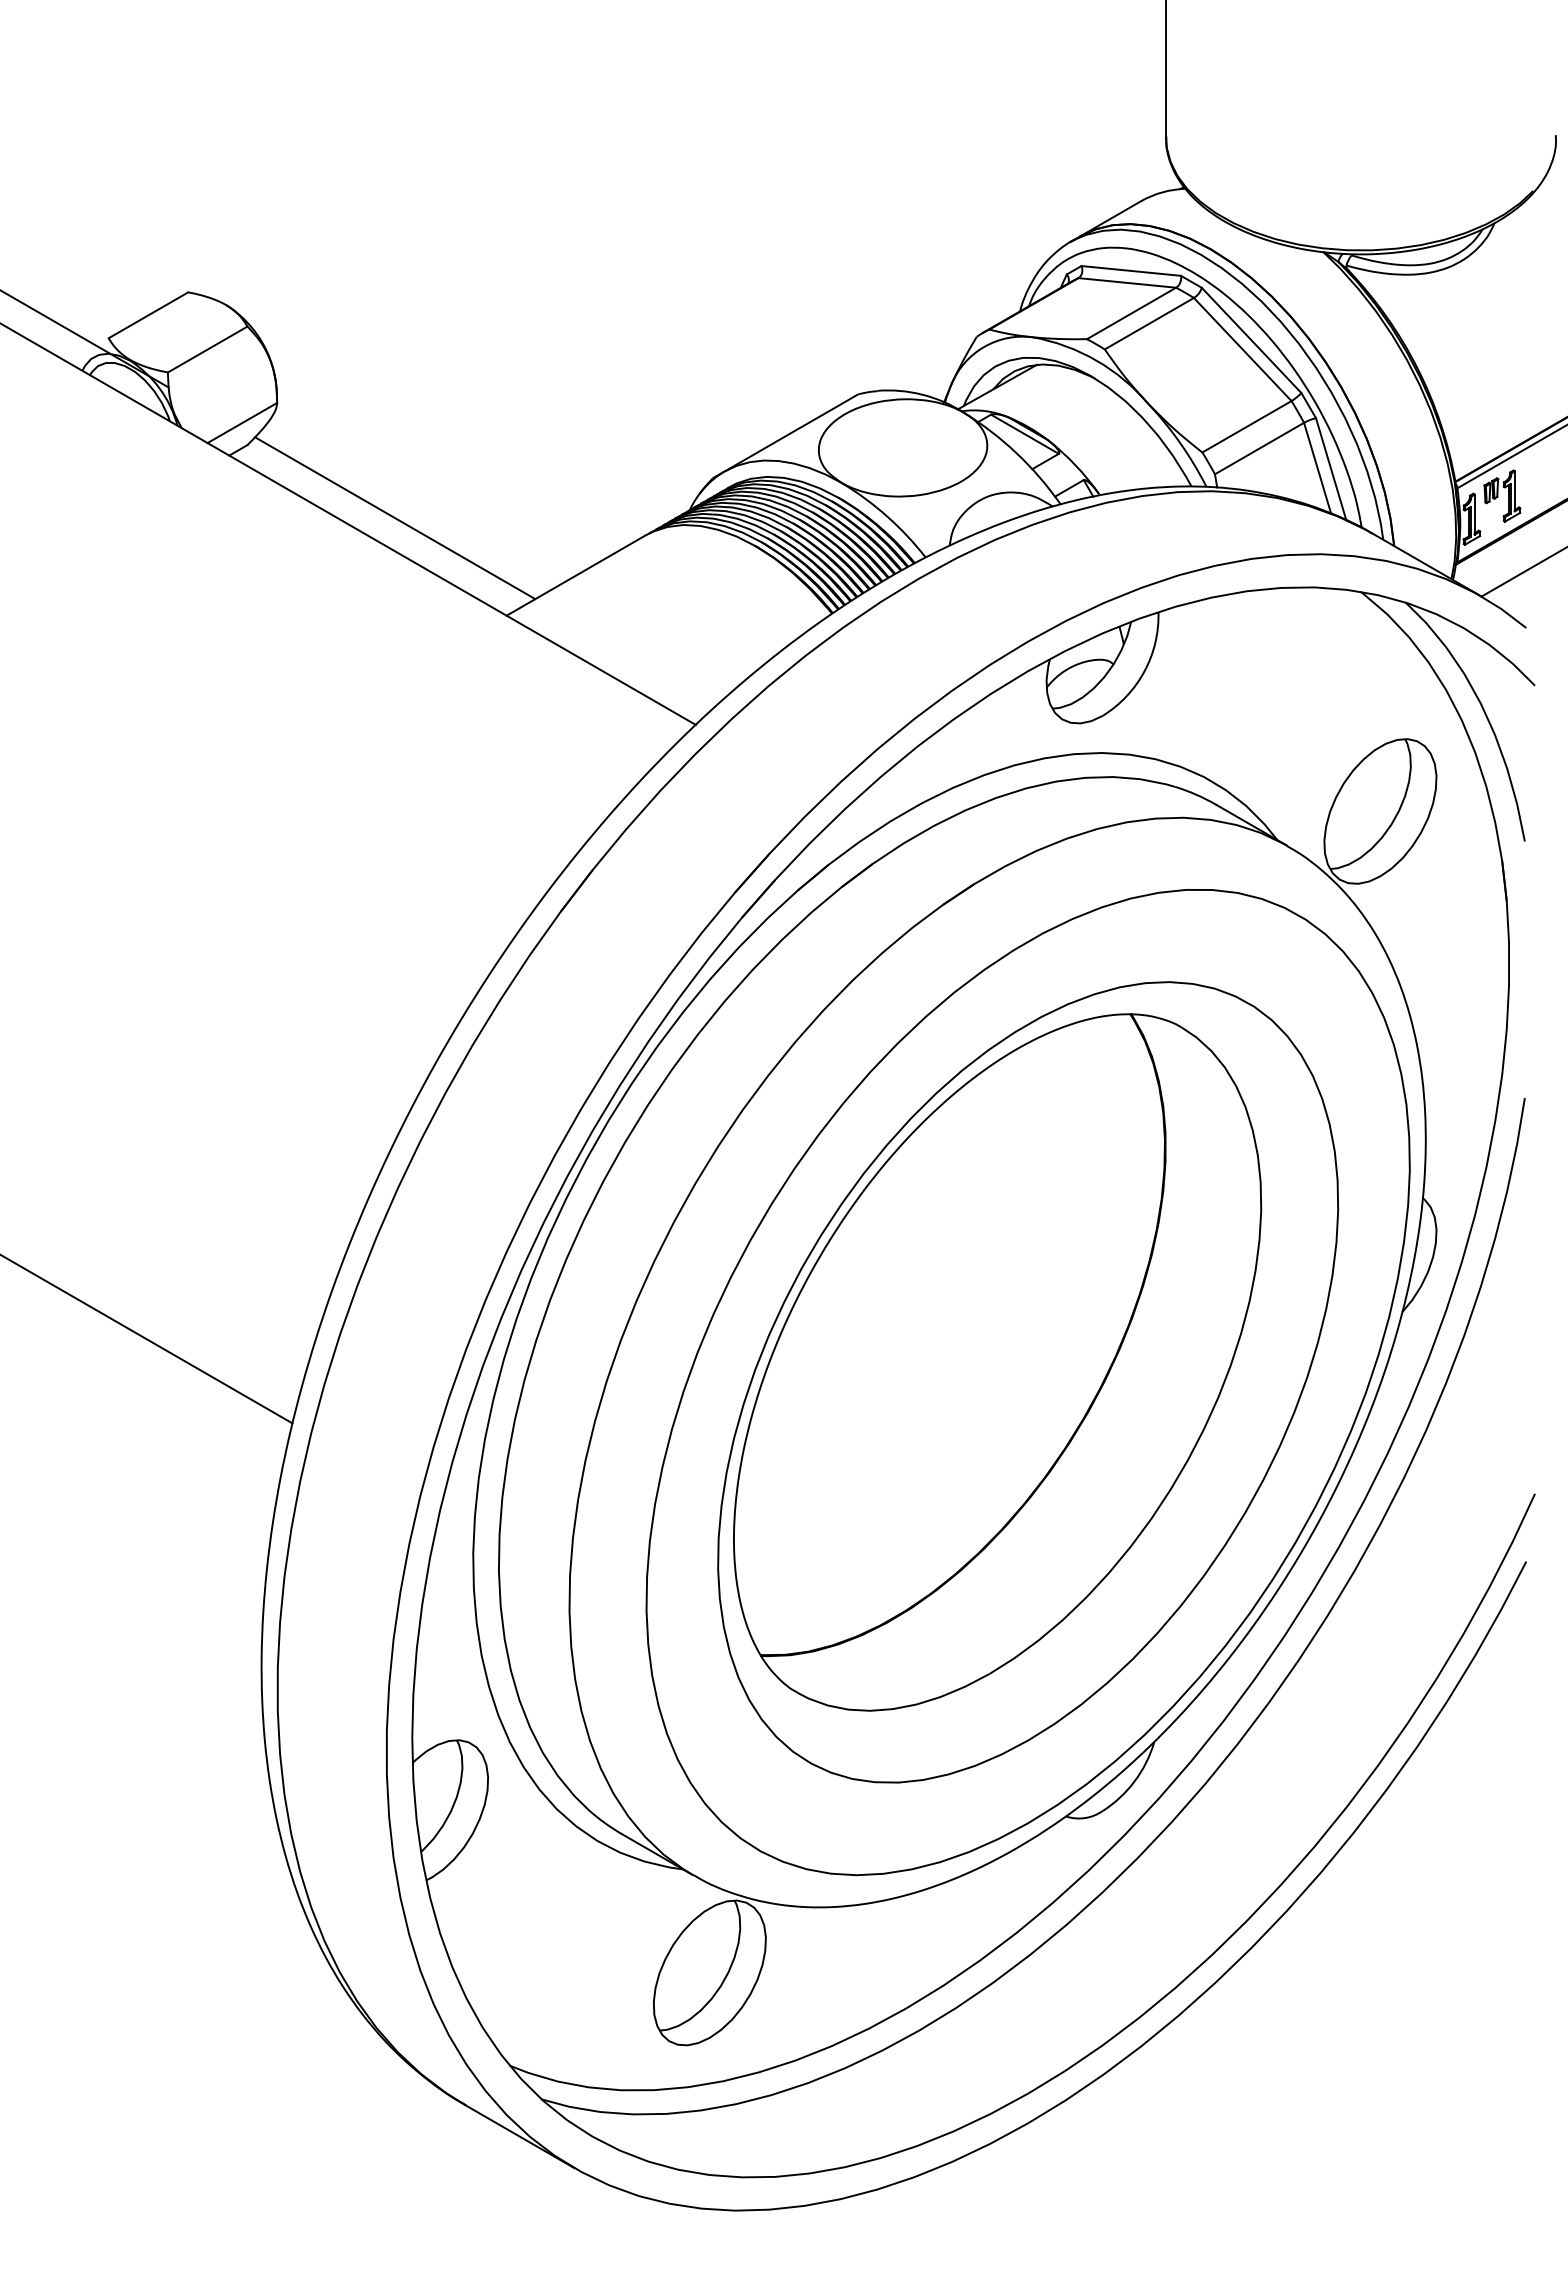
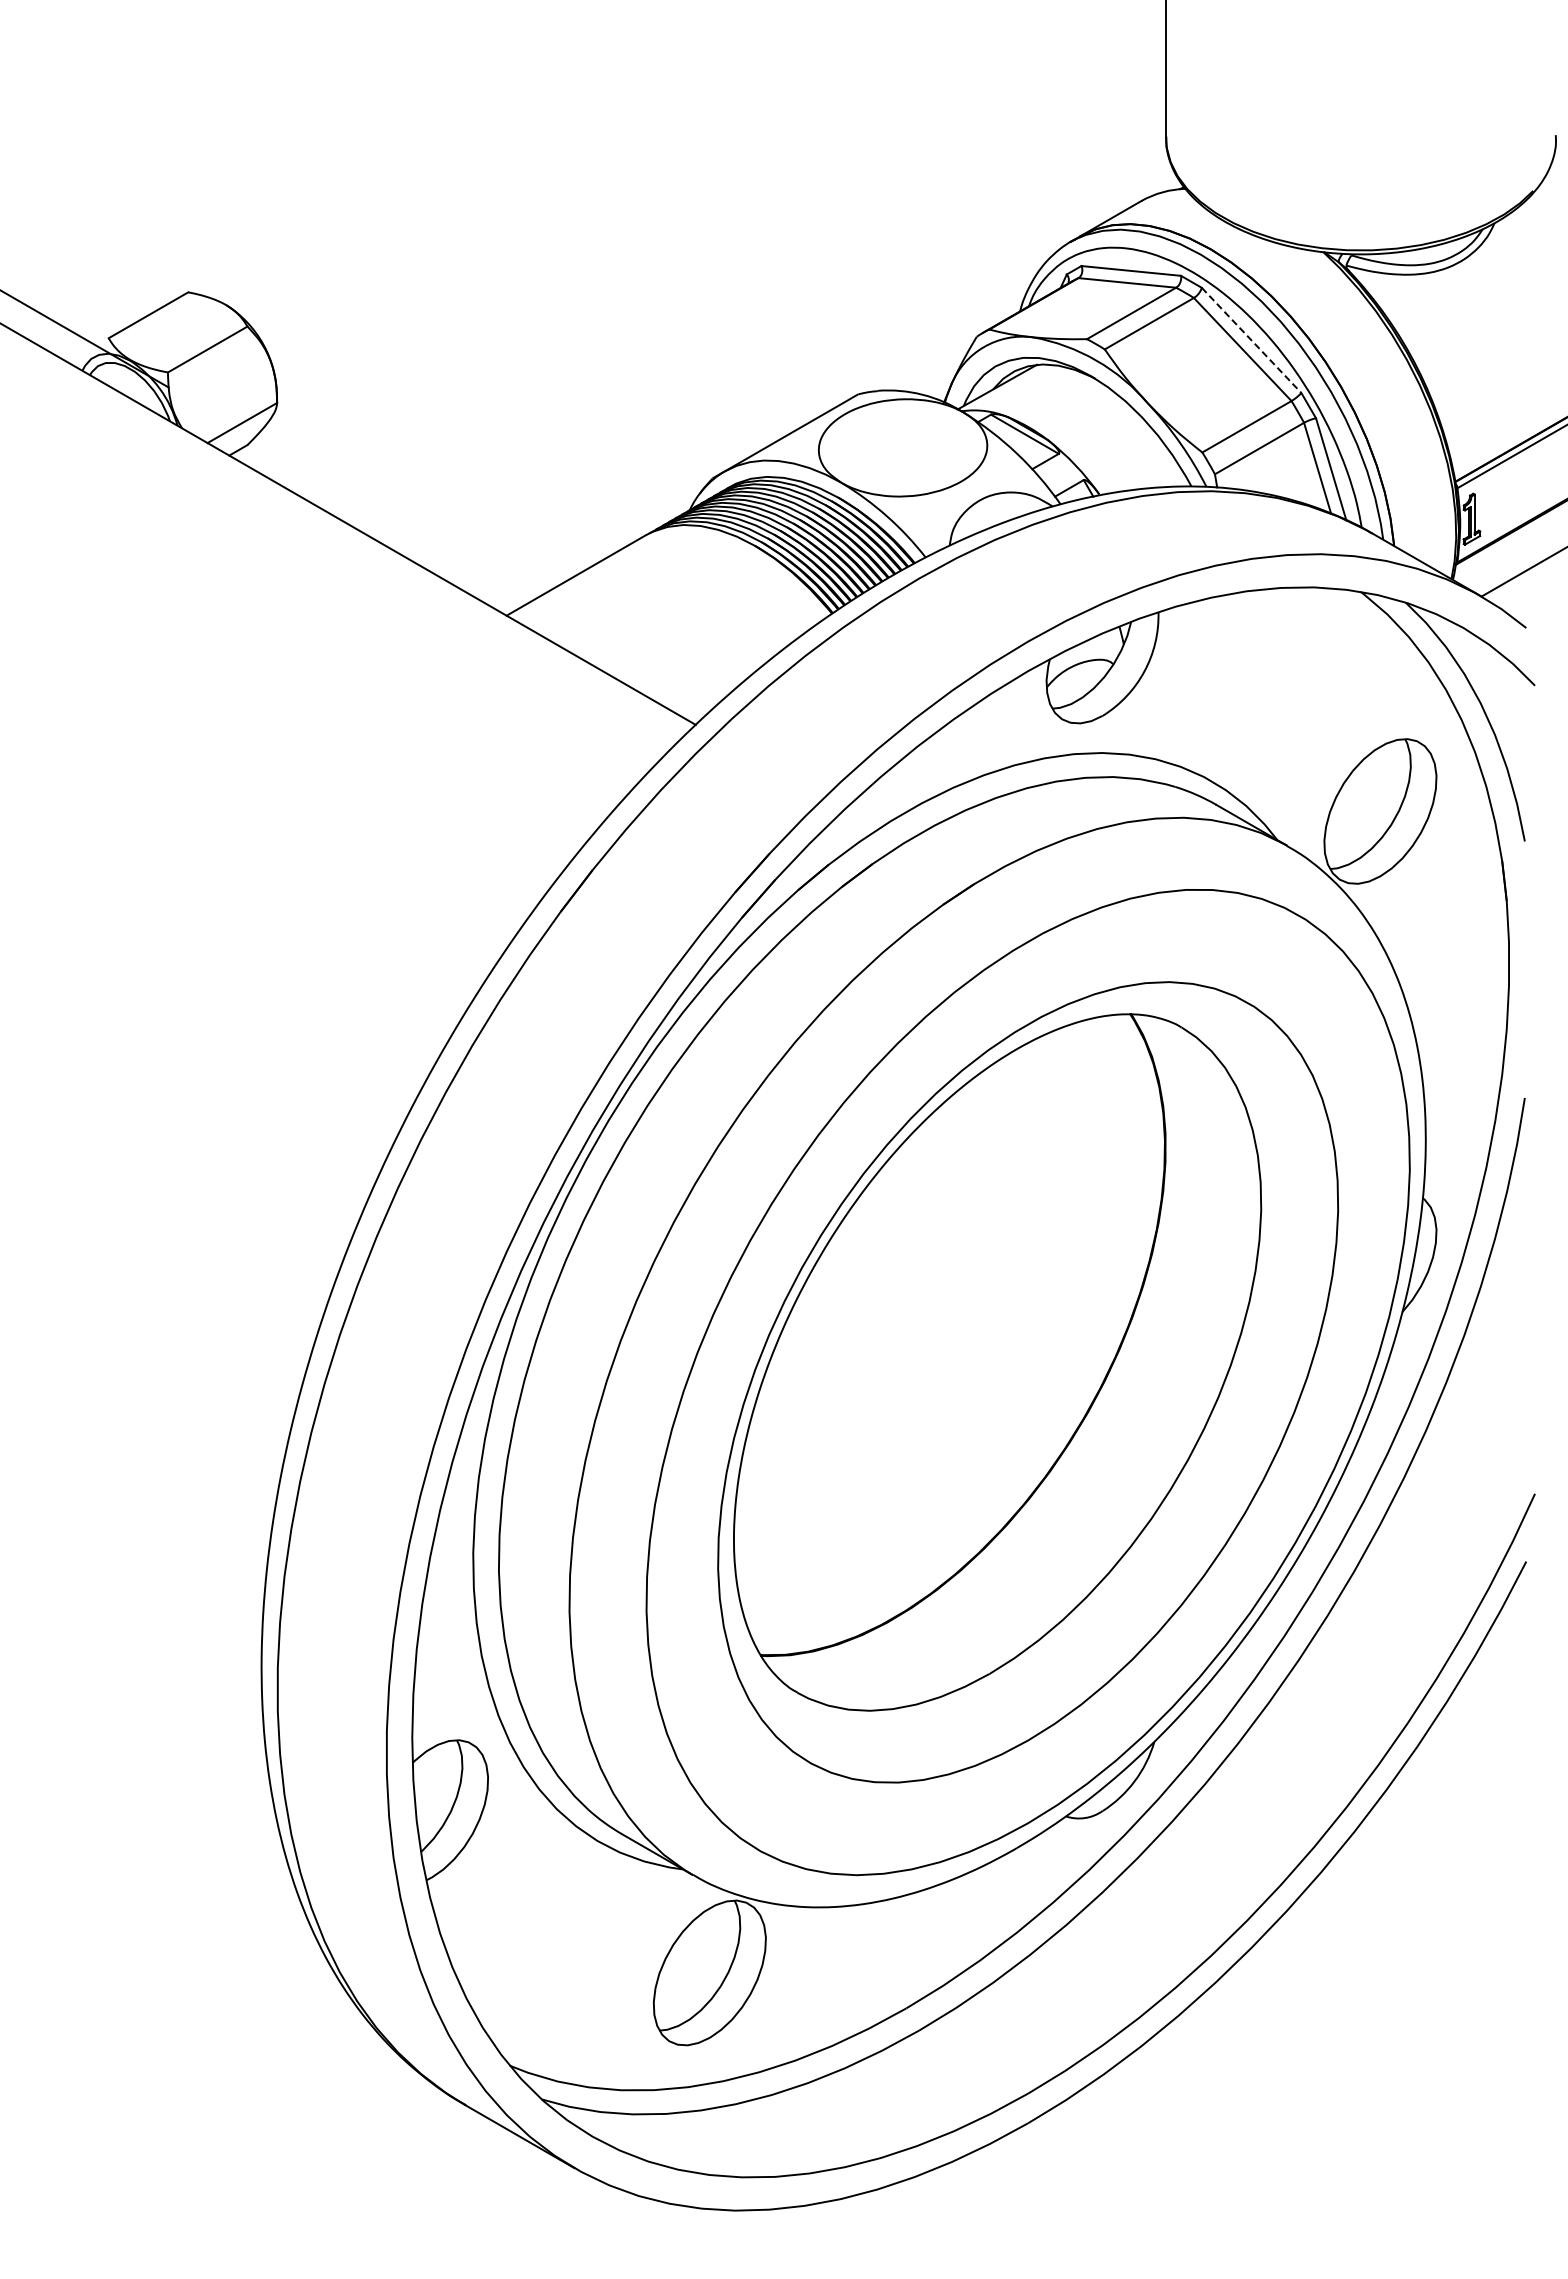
line: solid -> dashed (1251, 340)
part: present -> none (1502, 495)
line: present -> none (395, 518)
line: present -> none (147, 1339)
